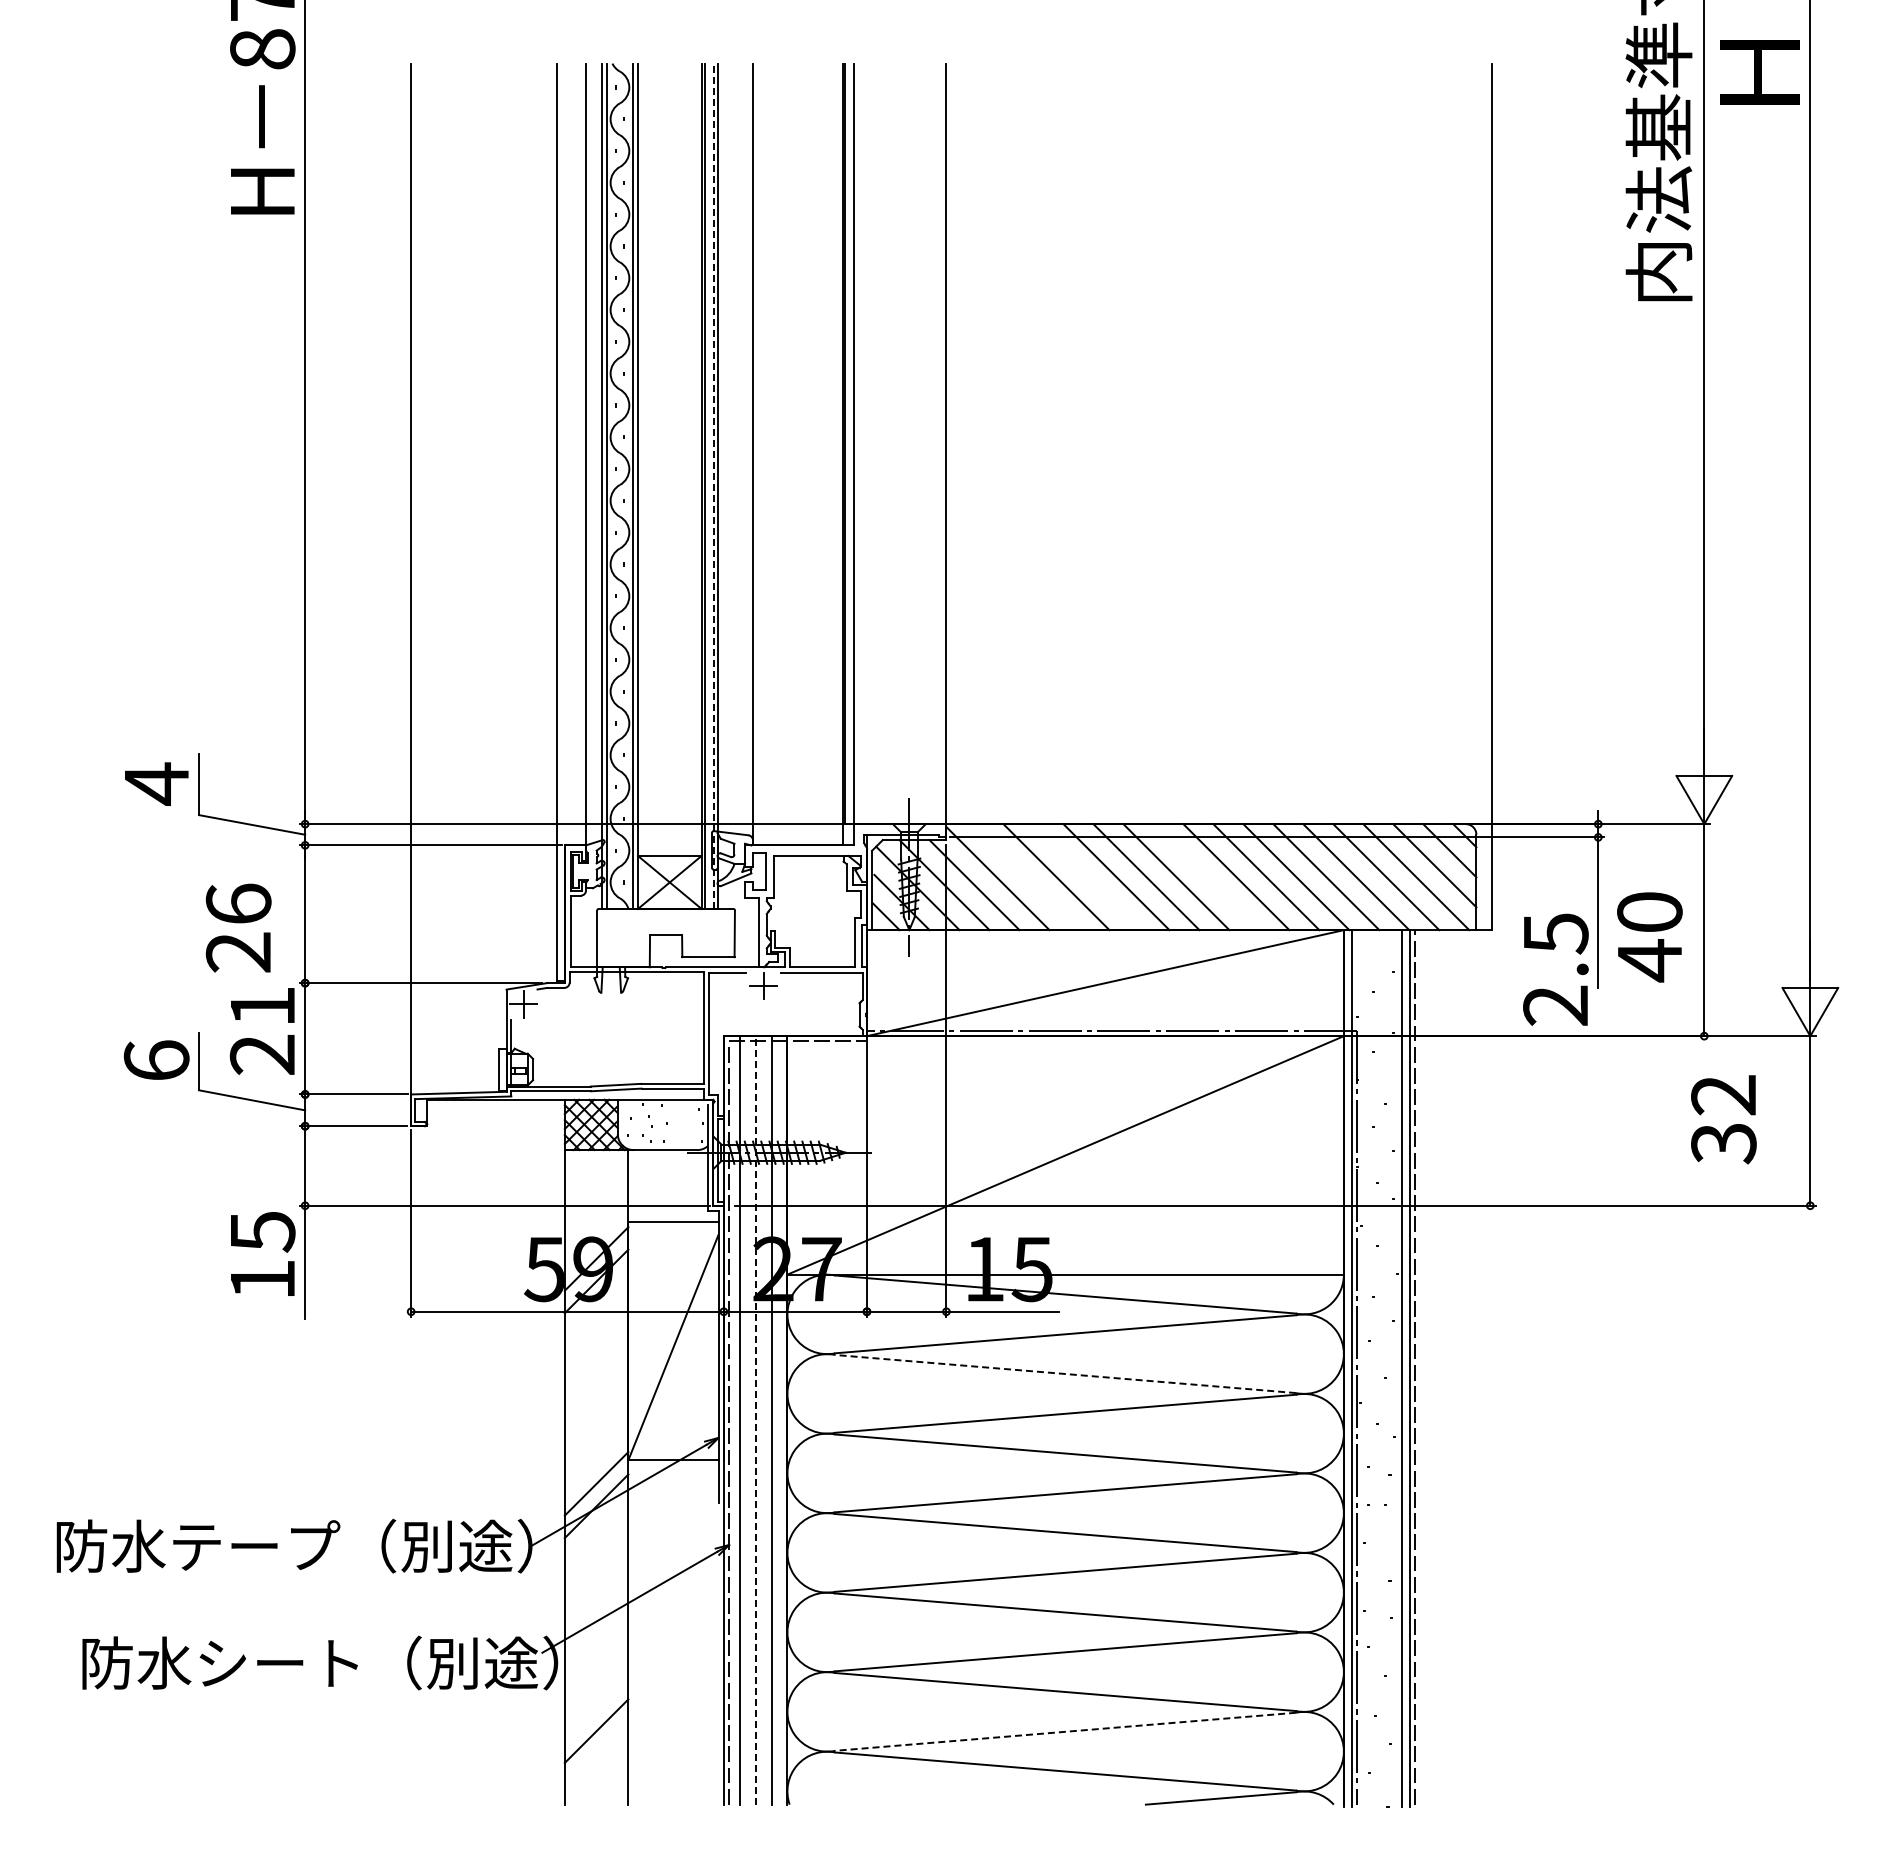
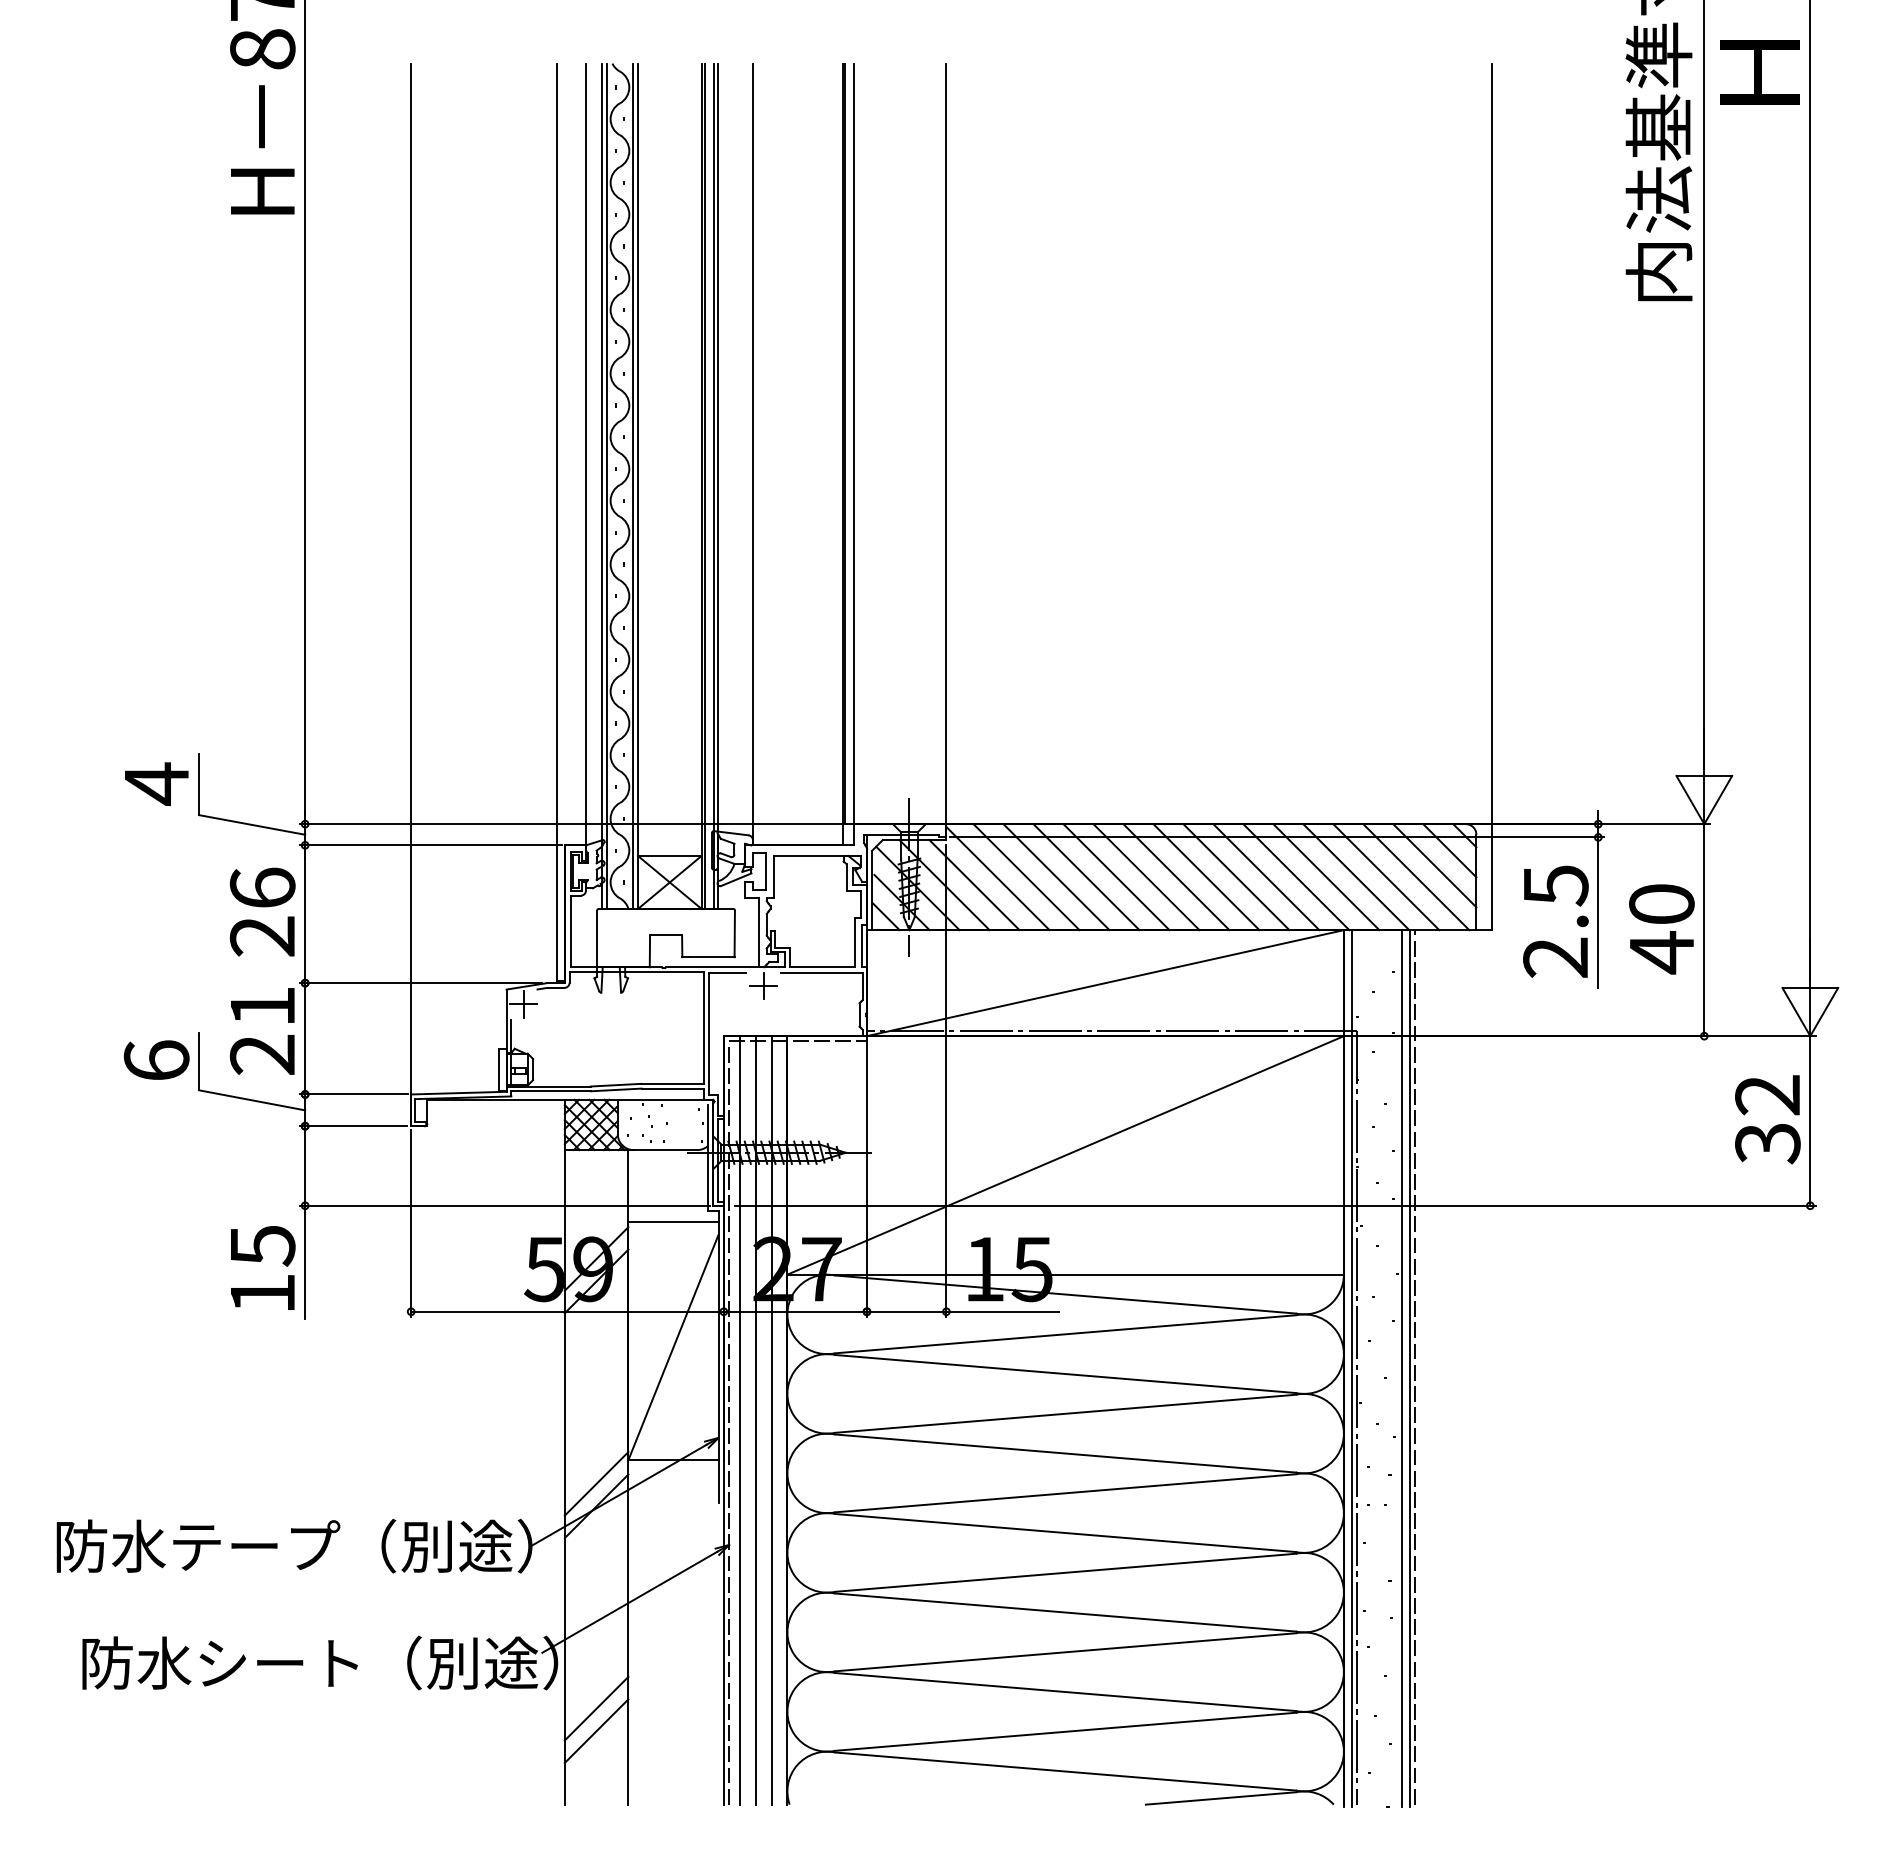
line: dashed -> solid (713, 486)
line: none -> present (1026, 877)
line: none -> present (1086, 877)
line: none -> present (1206, 877)
text position: (238, 927) -> (262, 911) (262, 911)
text position: (1649, 937) -> (1661, 929) (1661, 929)
text position: (1555, 969) -> (1555, 921) (1555, 921)
text position: (1723, 1119) -> (1767, 1119) (1767, 1119)
text position: (263, 1253) -> (263, 1267) (263, 1267)
line: dashed -> solid (1065, 1373)
line: dashed -> solid (755, 1419)
line: none -> present (596, 1708)
line: dashed -> solid (1065, 1731)
